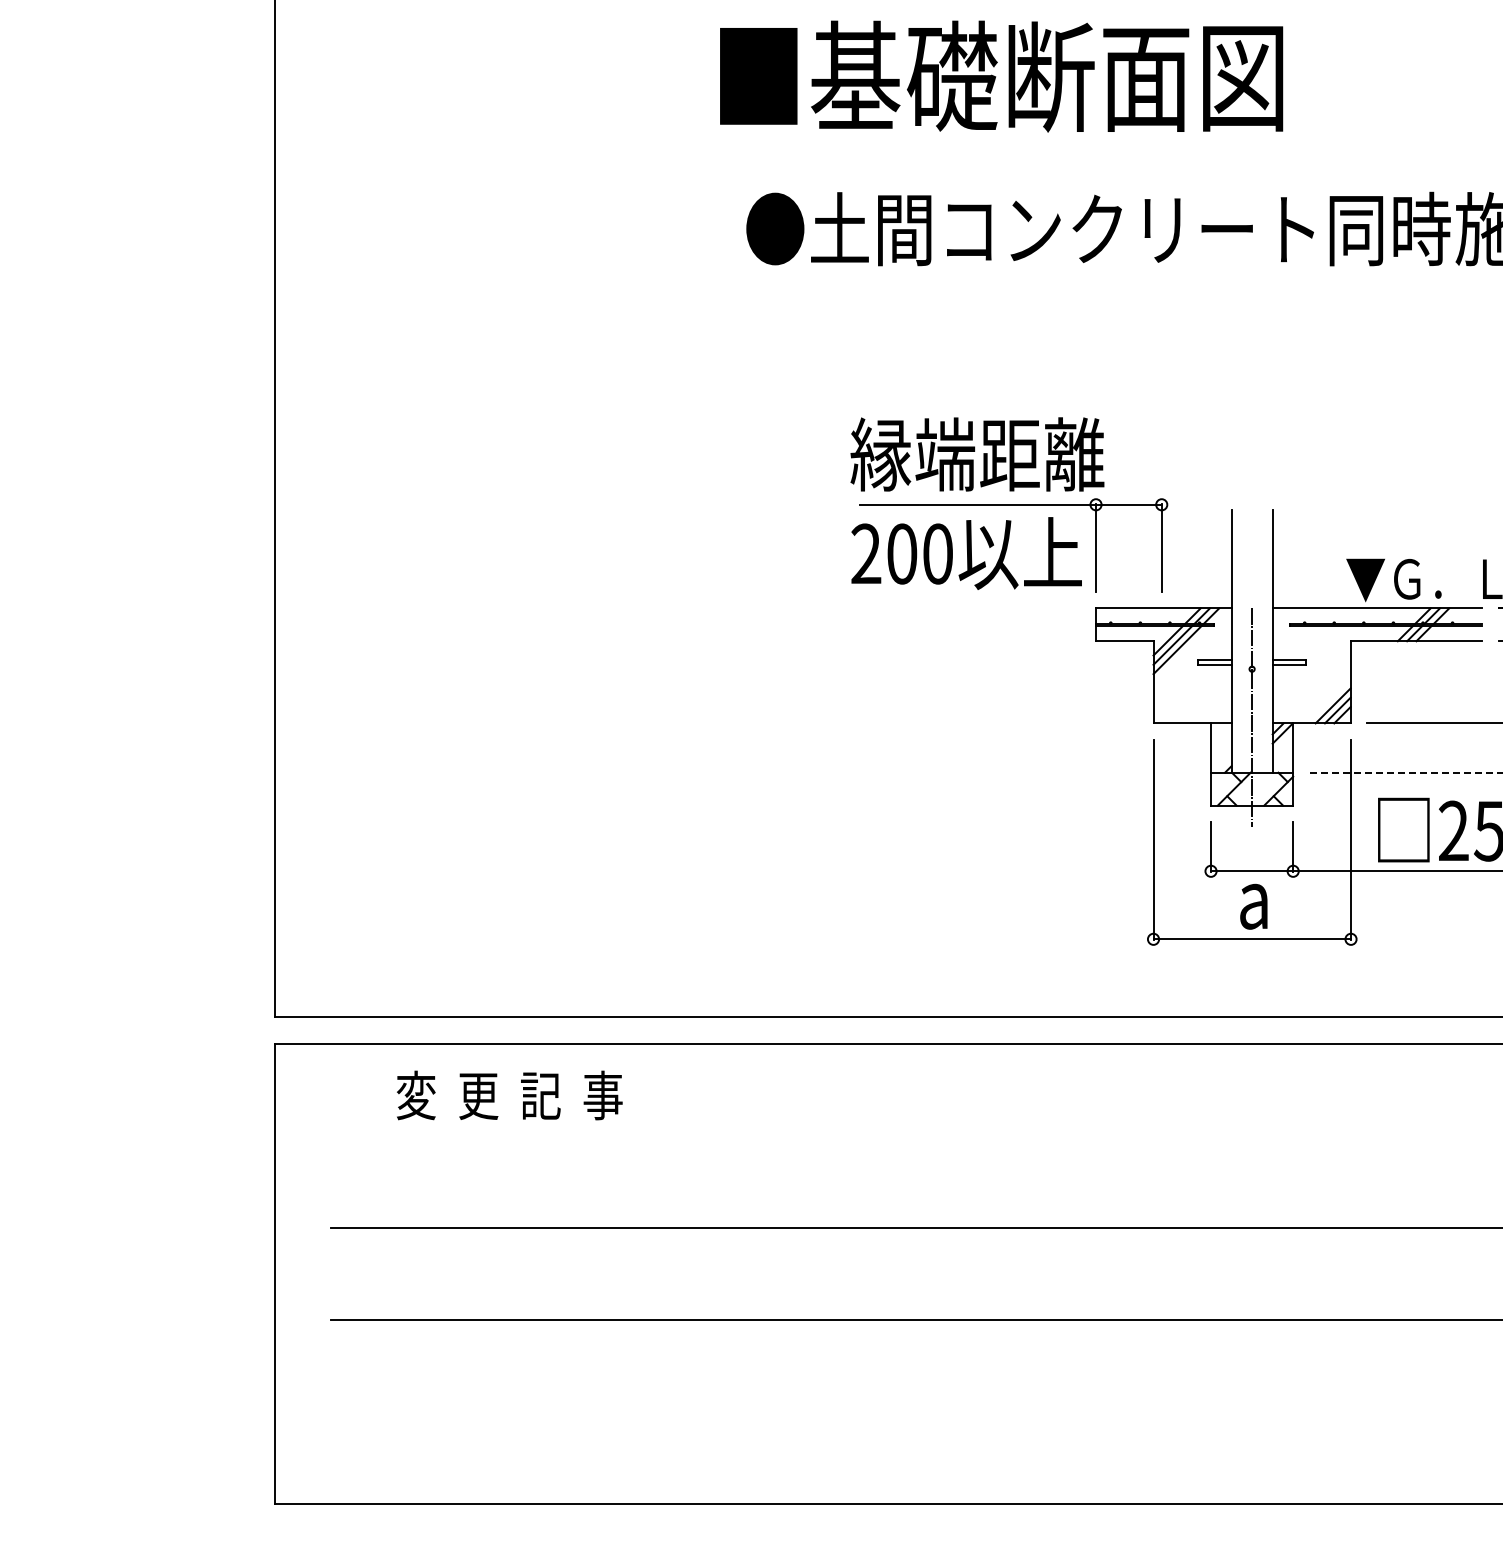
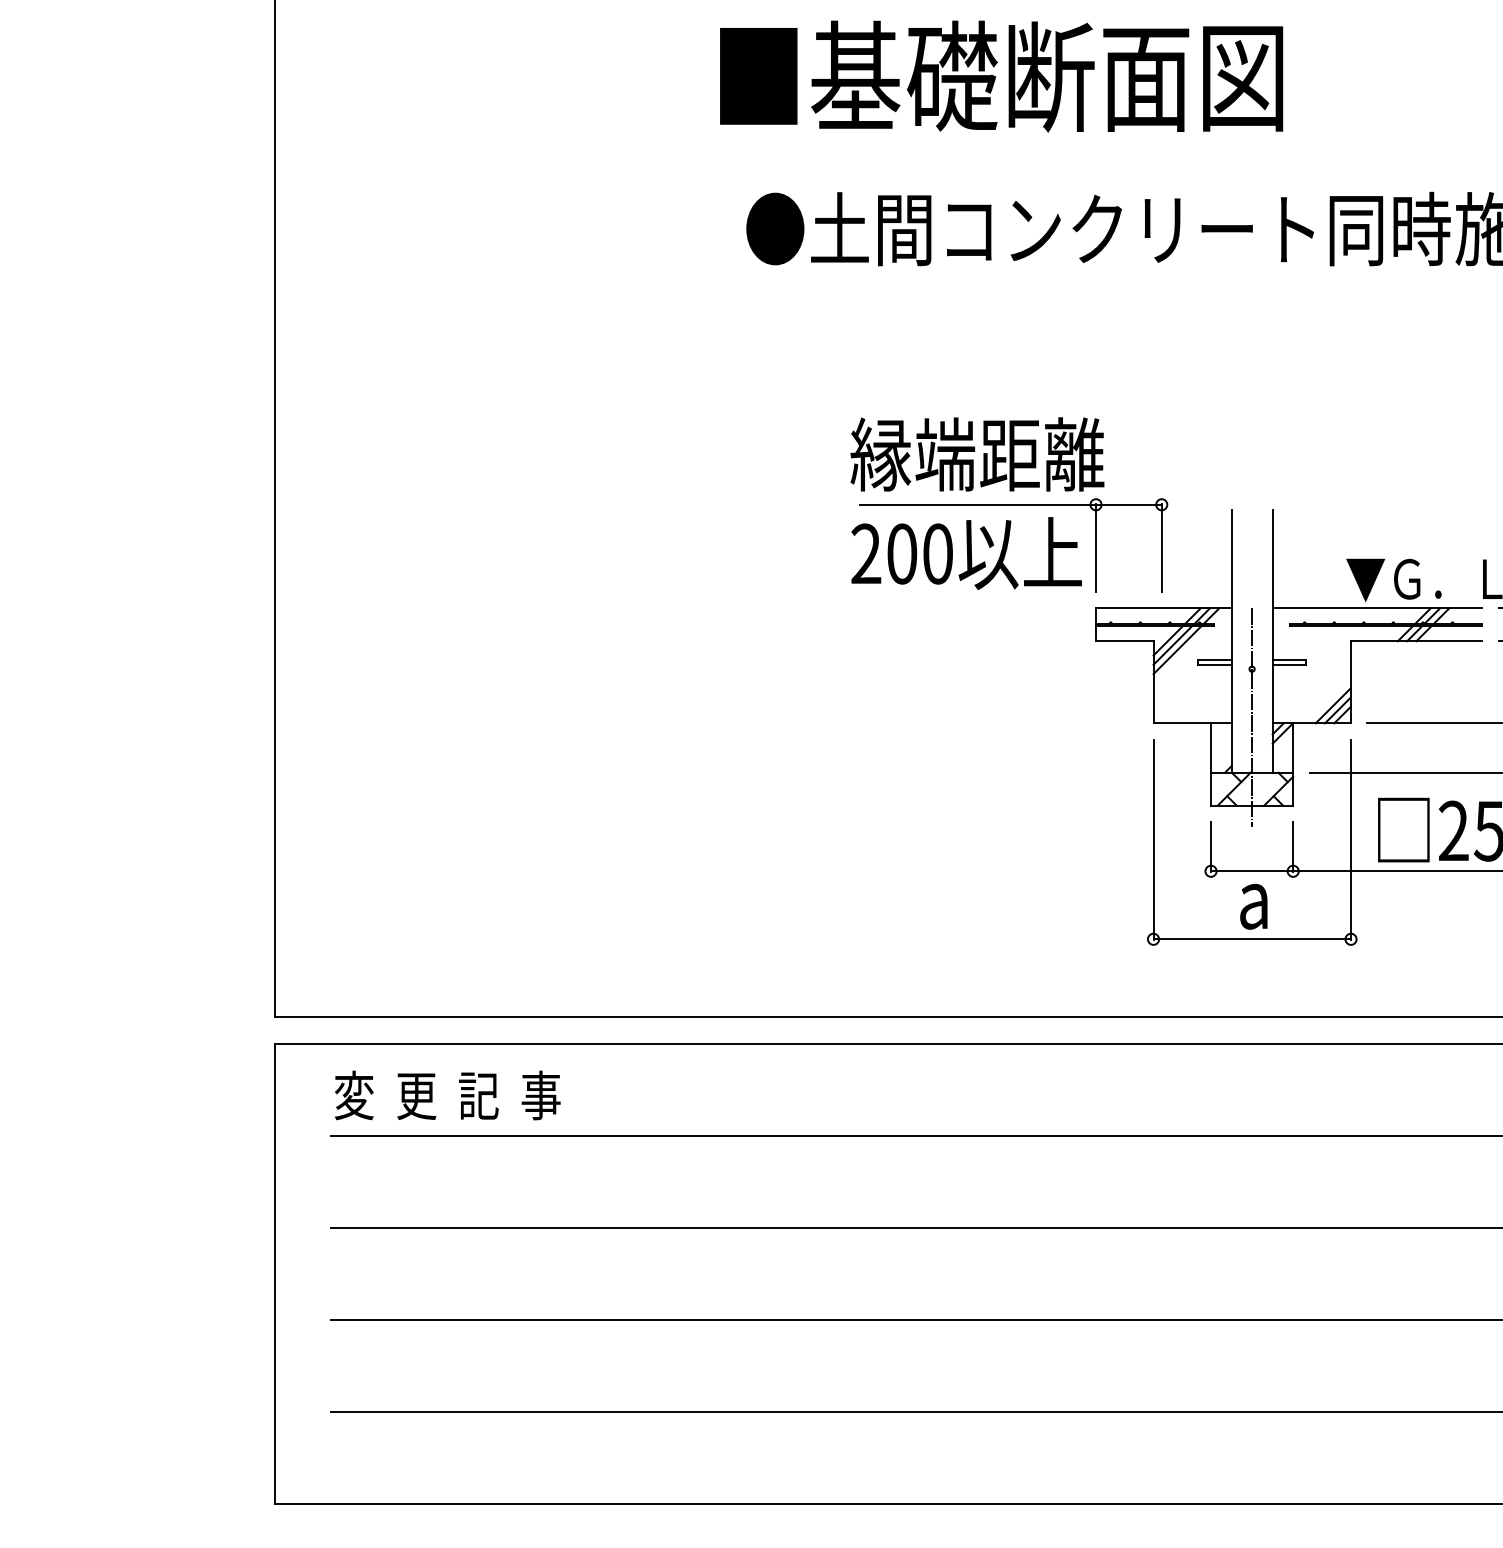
line: dashed -> solid (1406, 772)
text position: (509, 1095) -> (447, 1095) (447, 1095)
line: none -> present (915, 1135)
line: none -> present (915, 1411)
